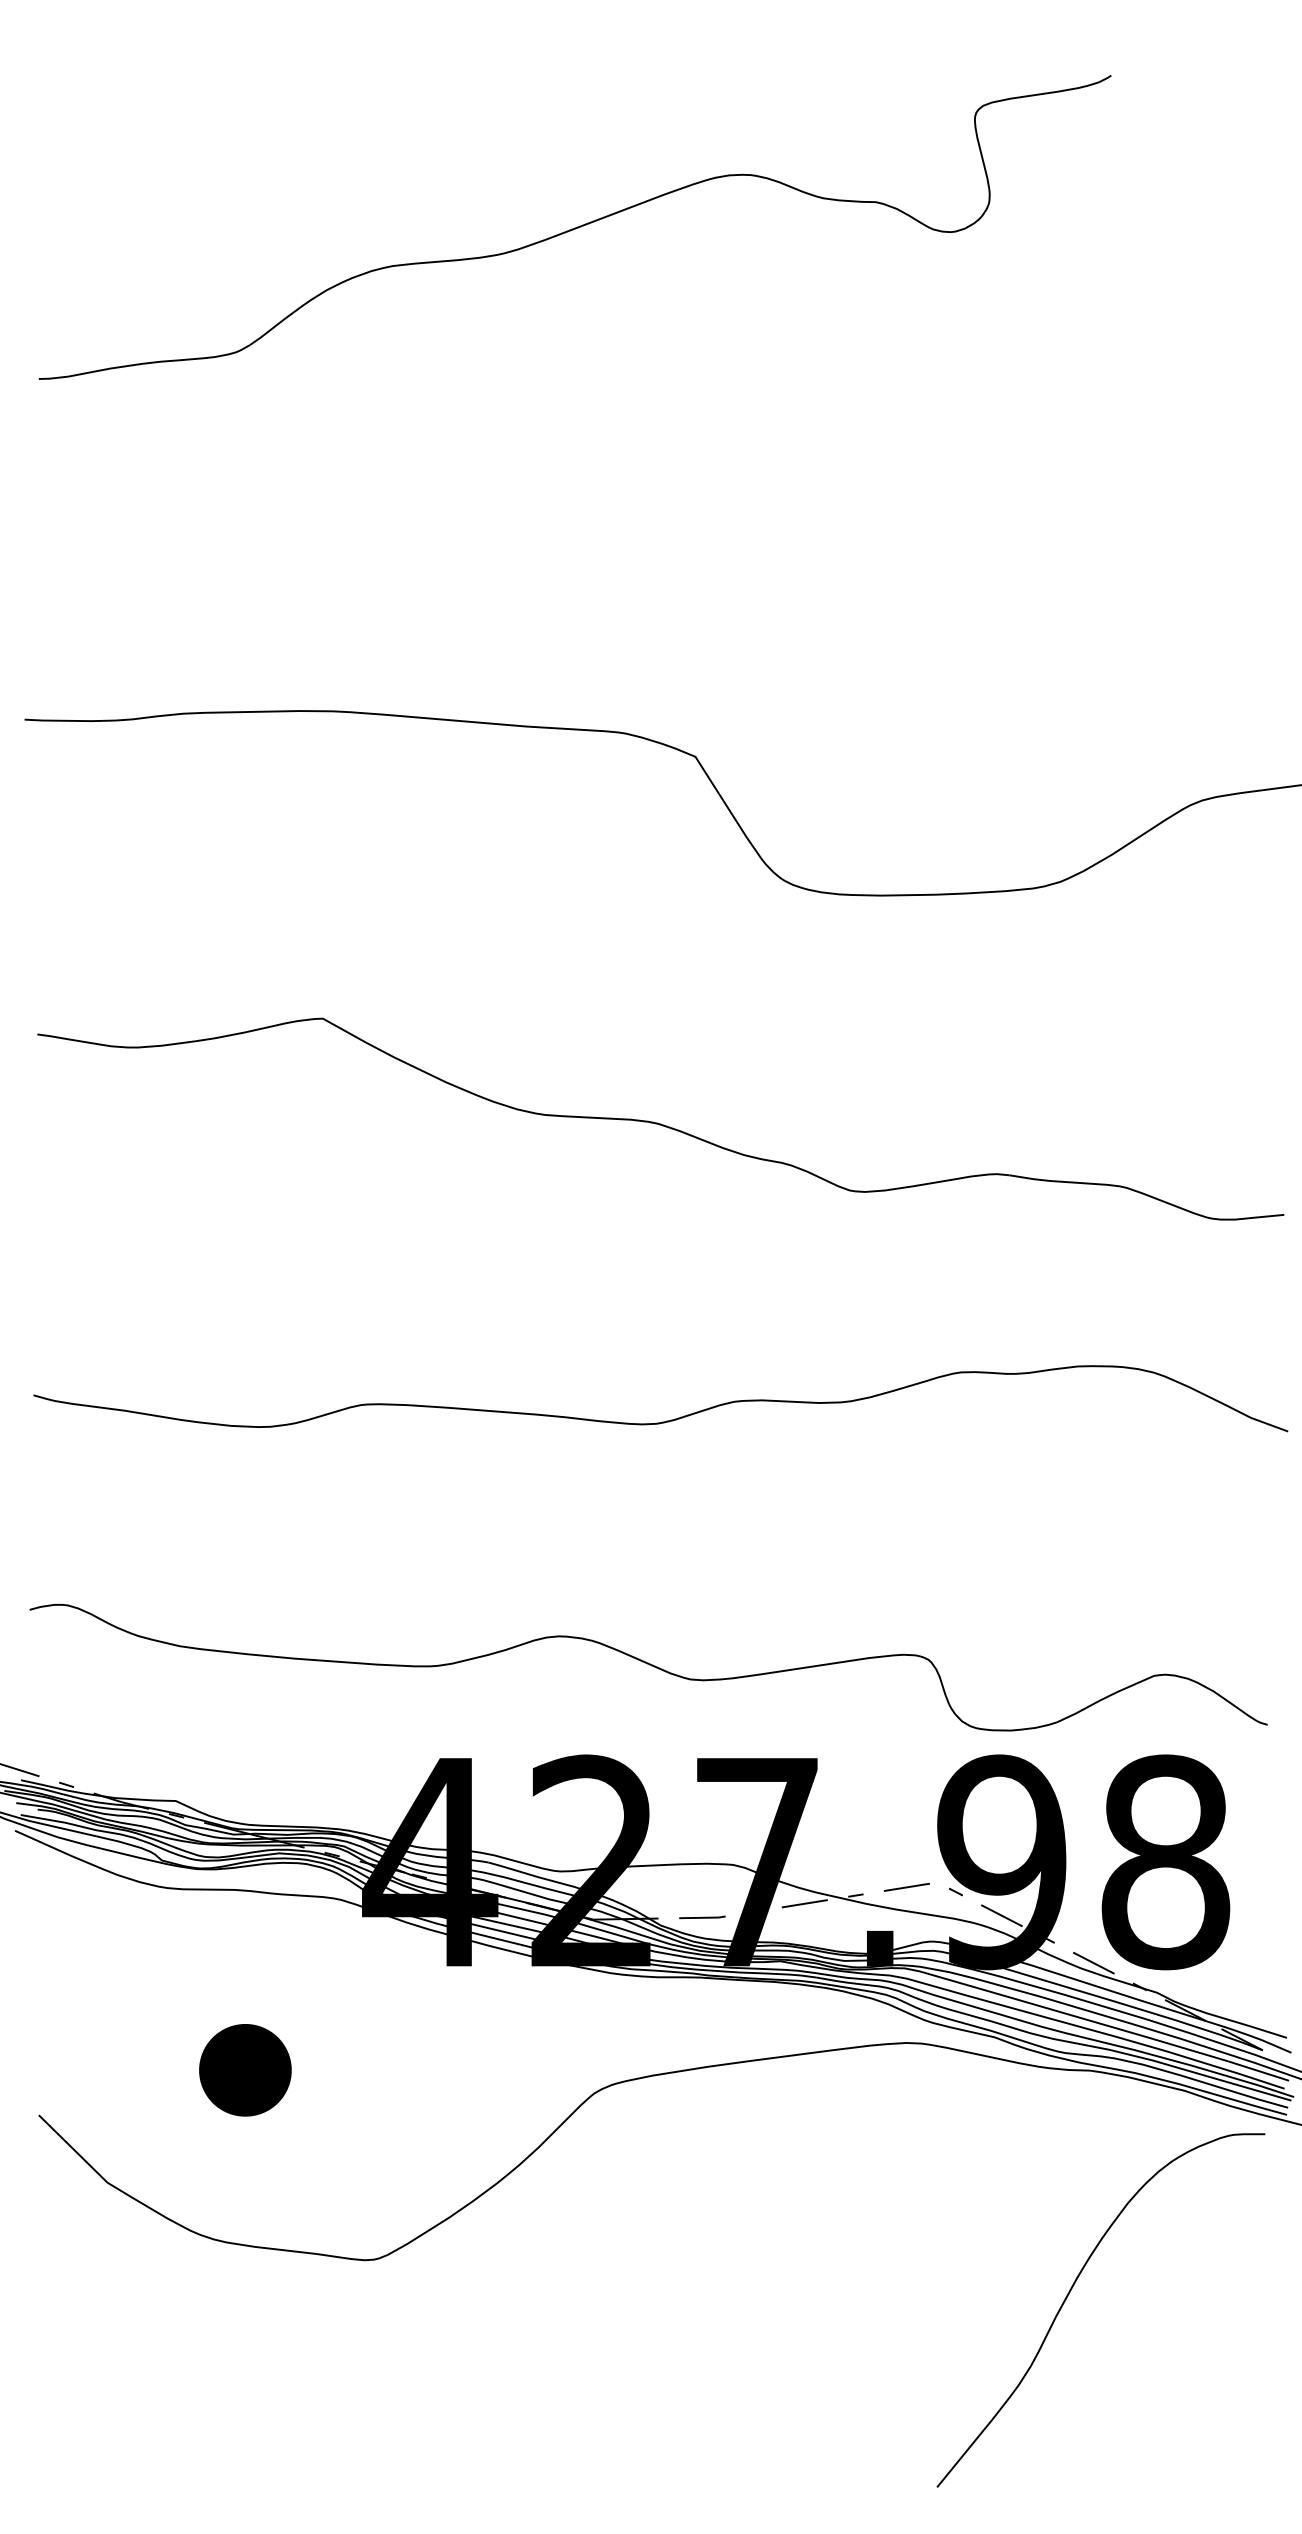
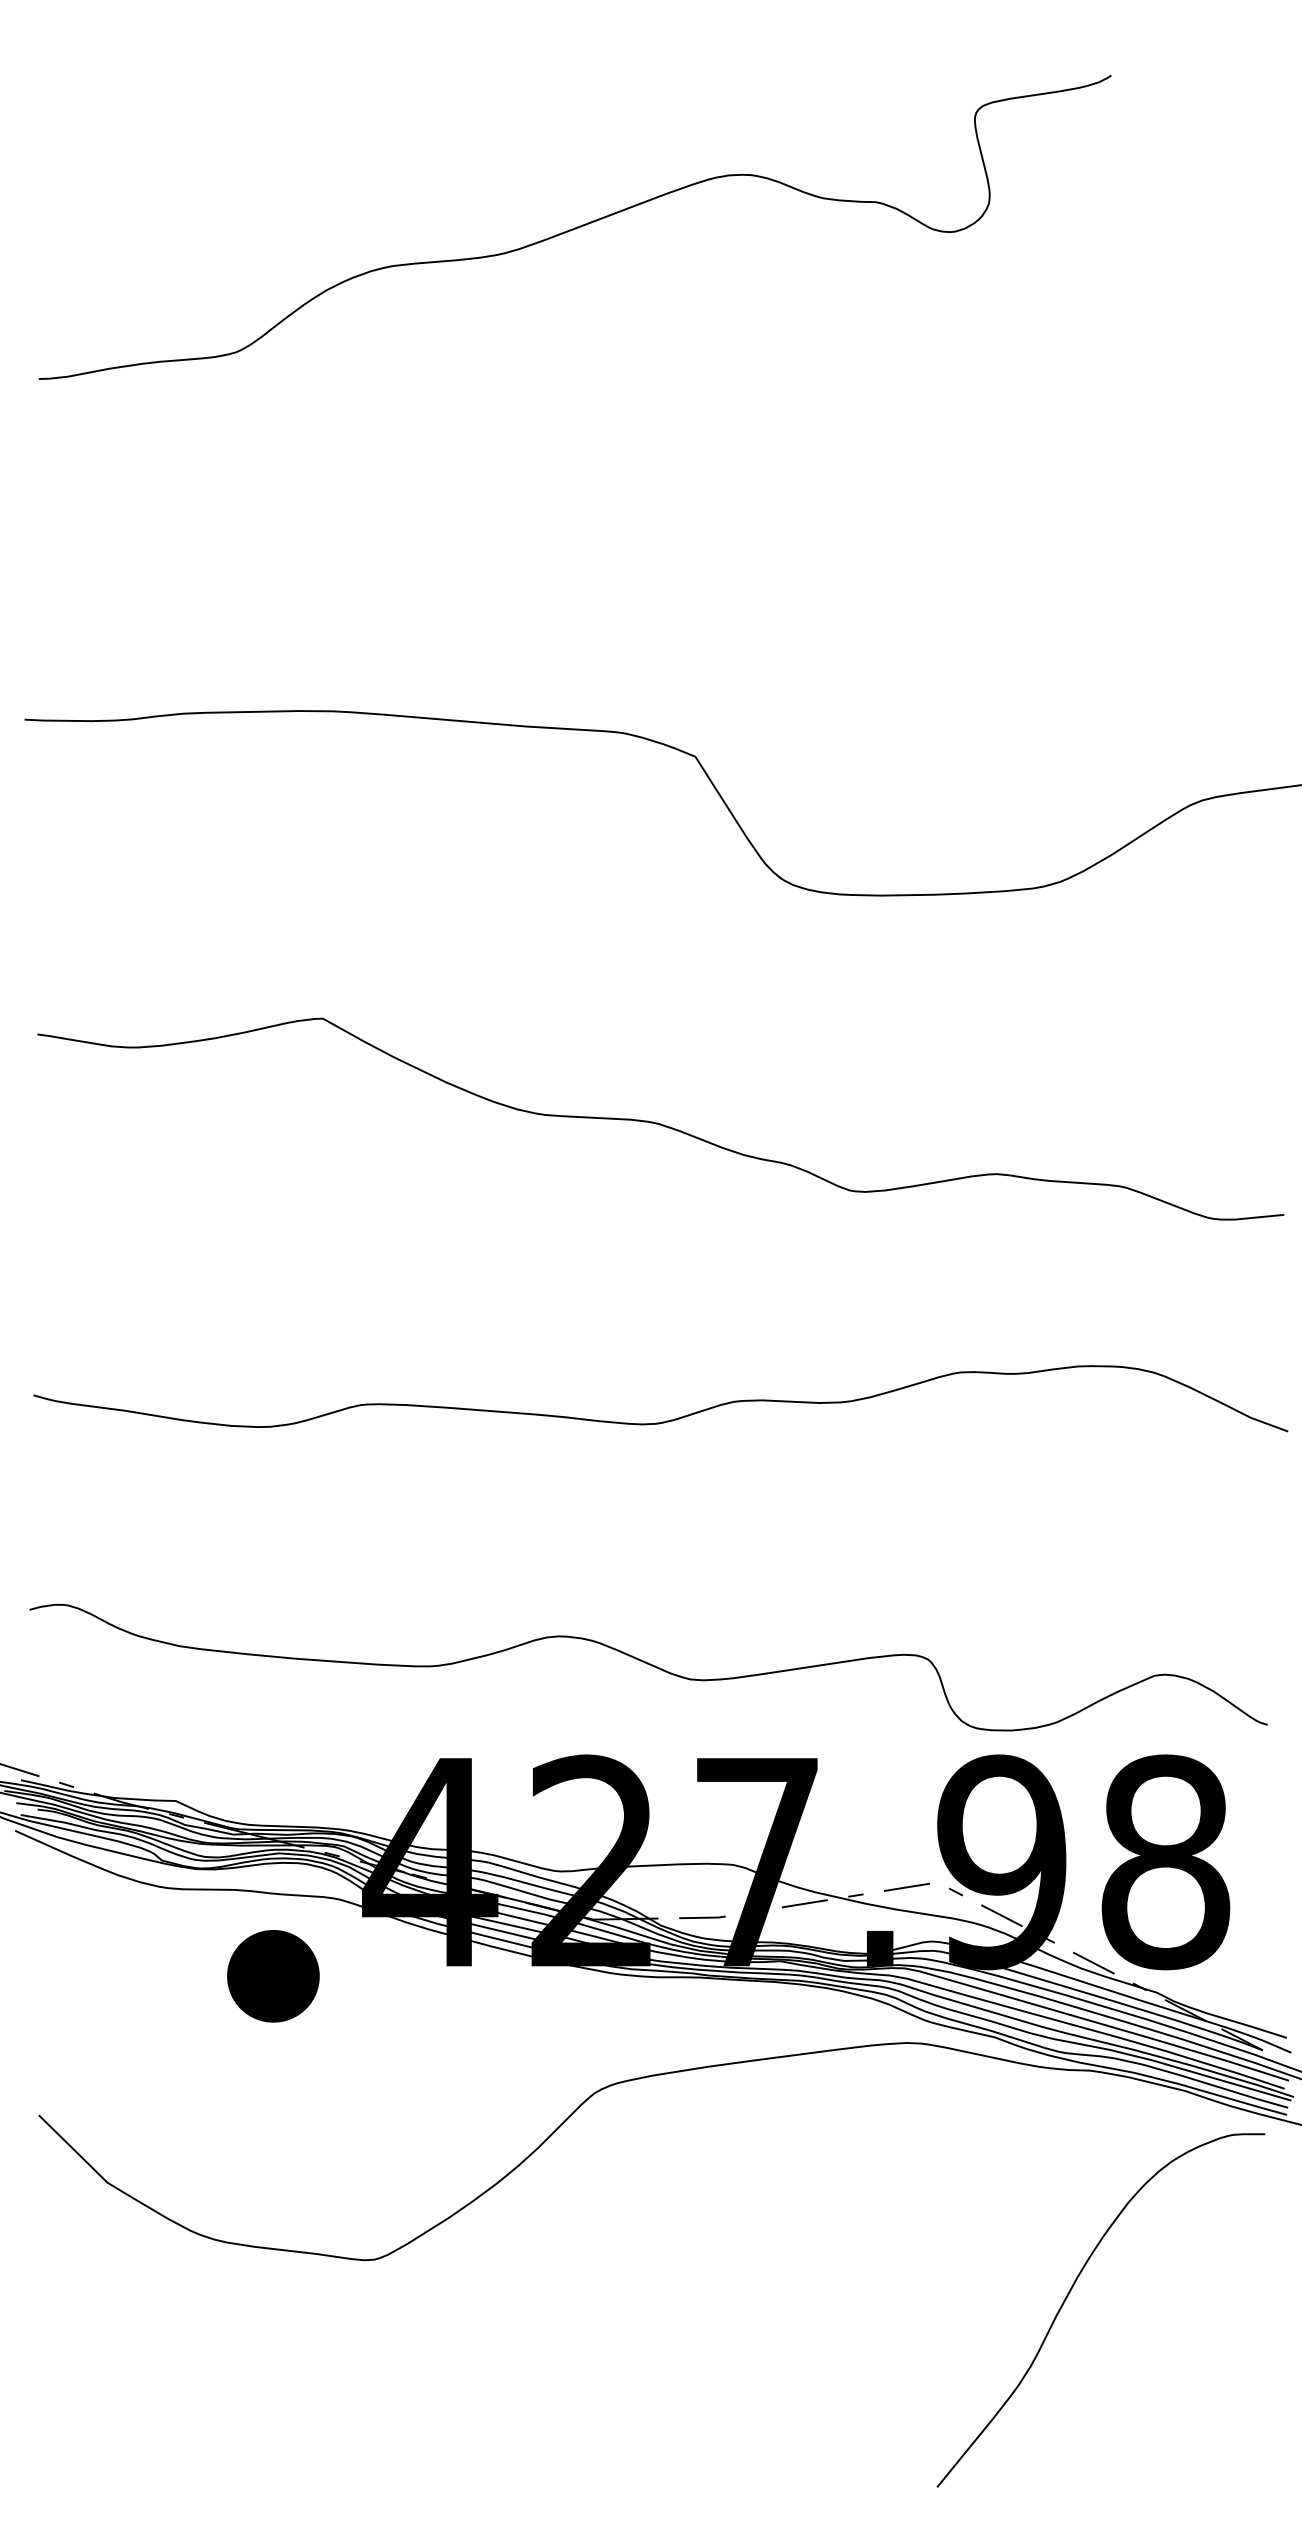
part position: (245, 2070) -> (273, 1976) (273, 1976)
